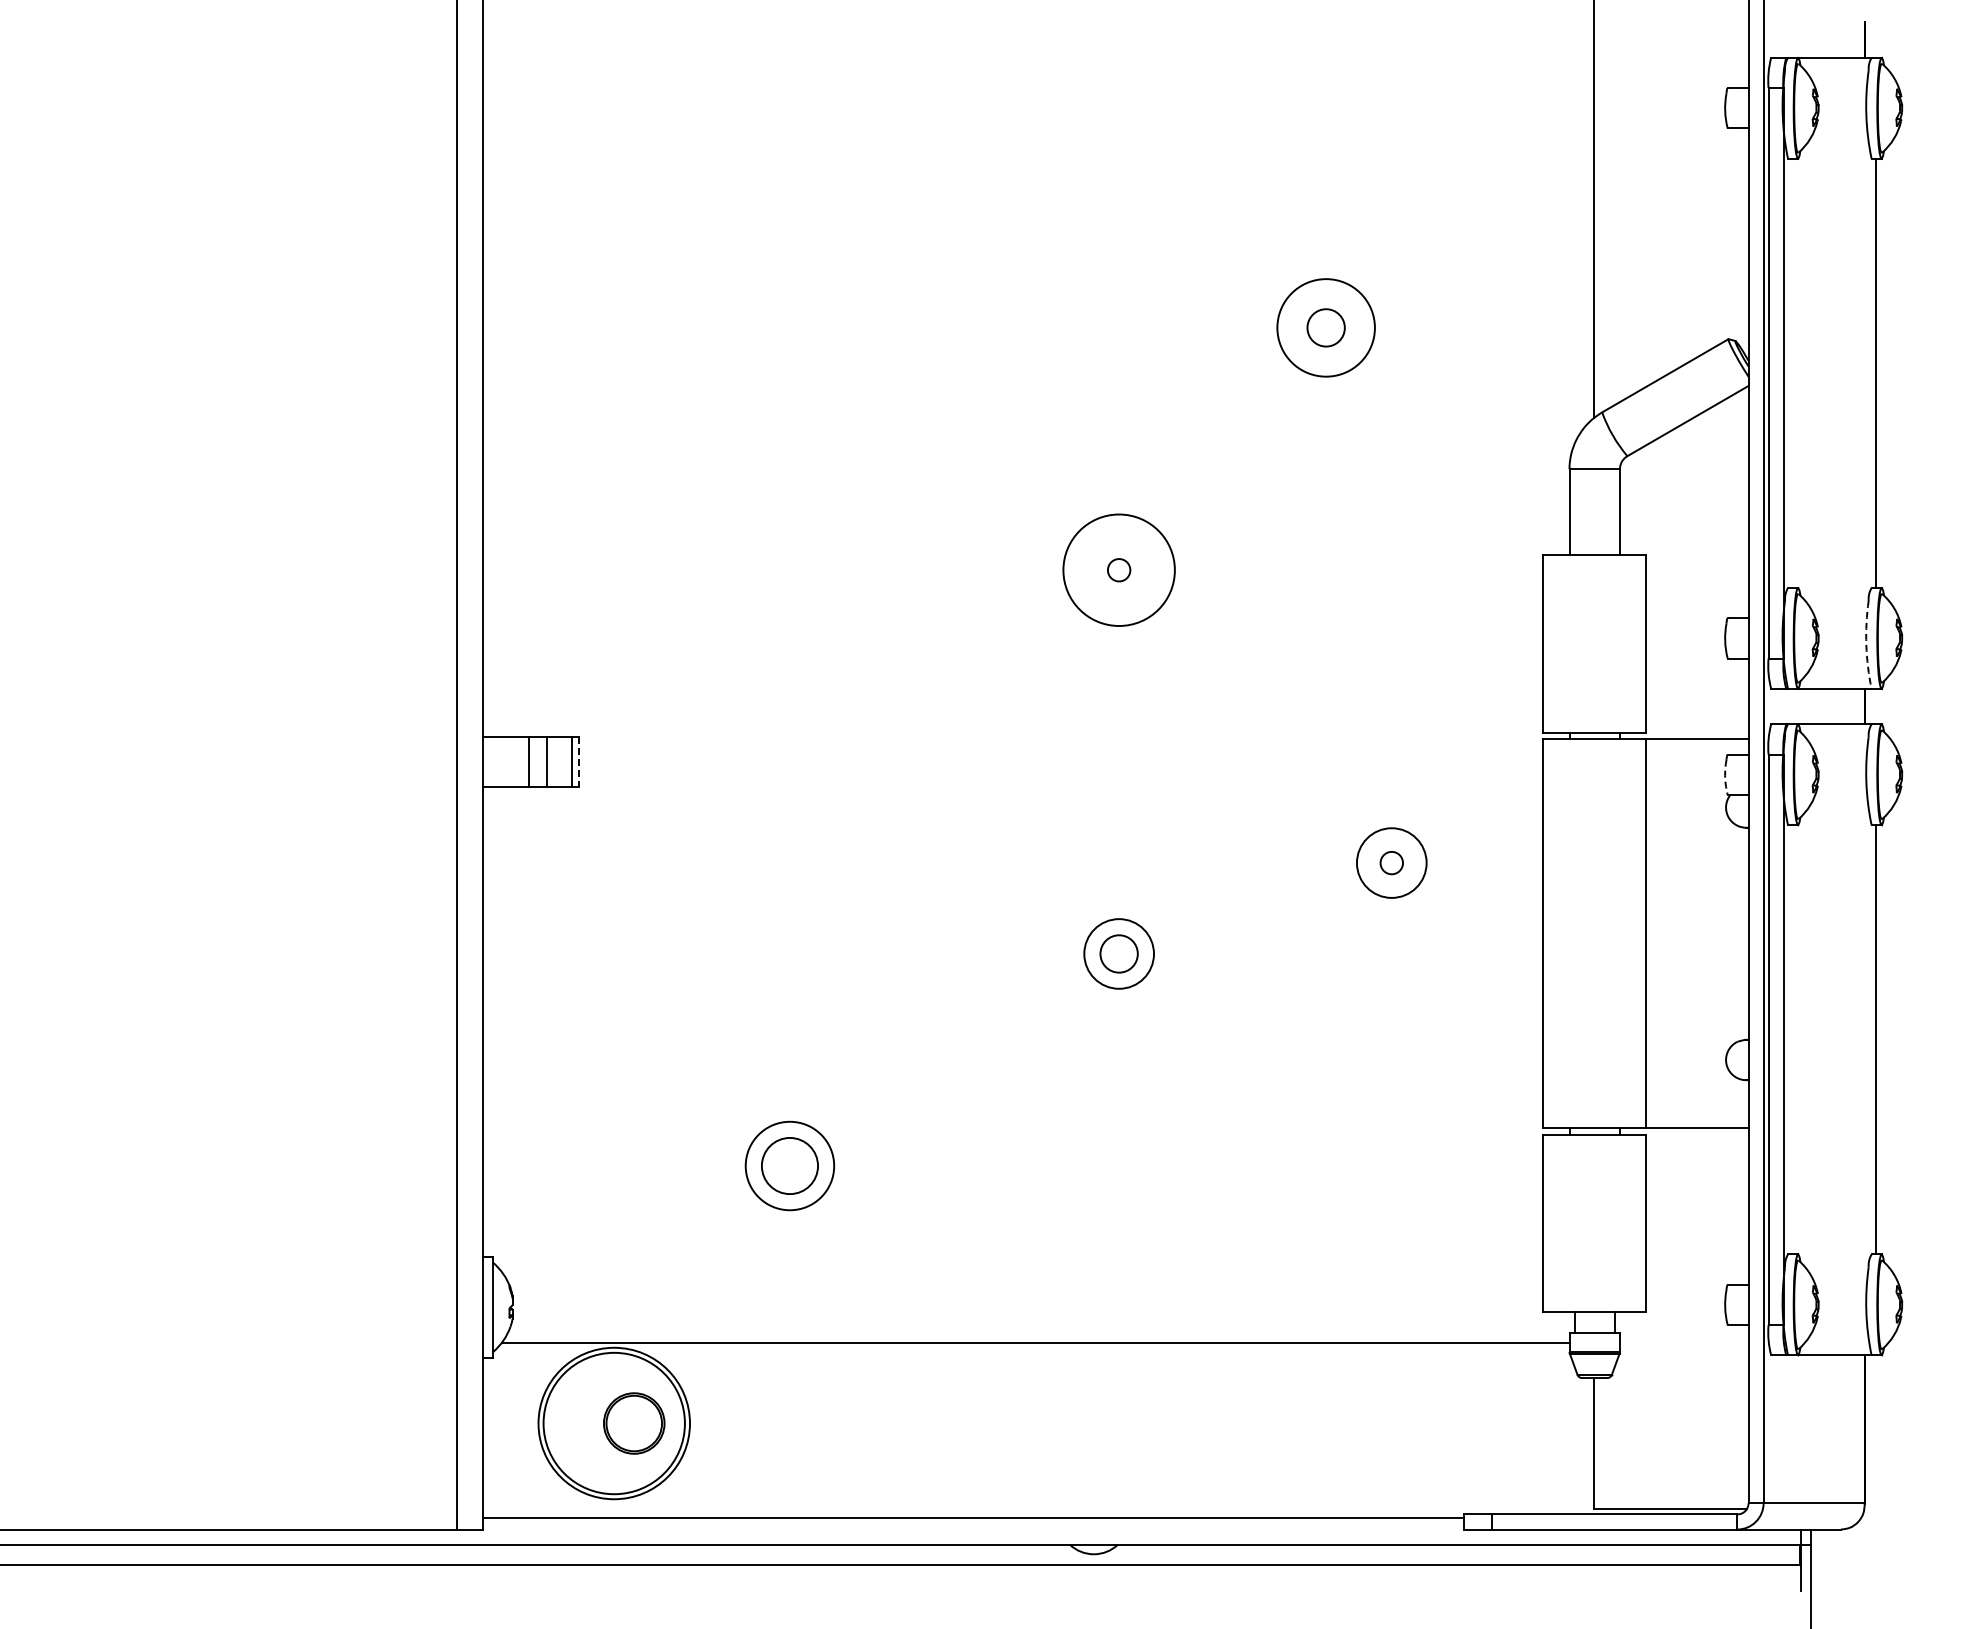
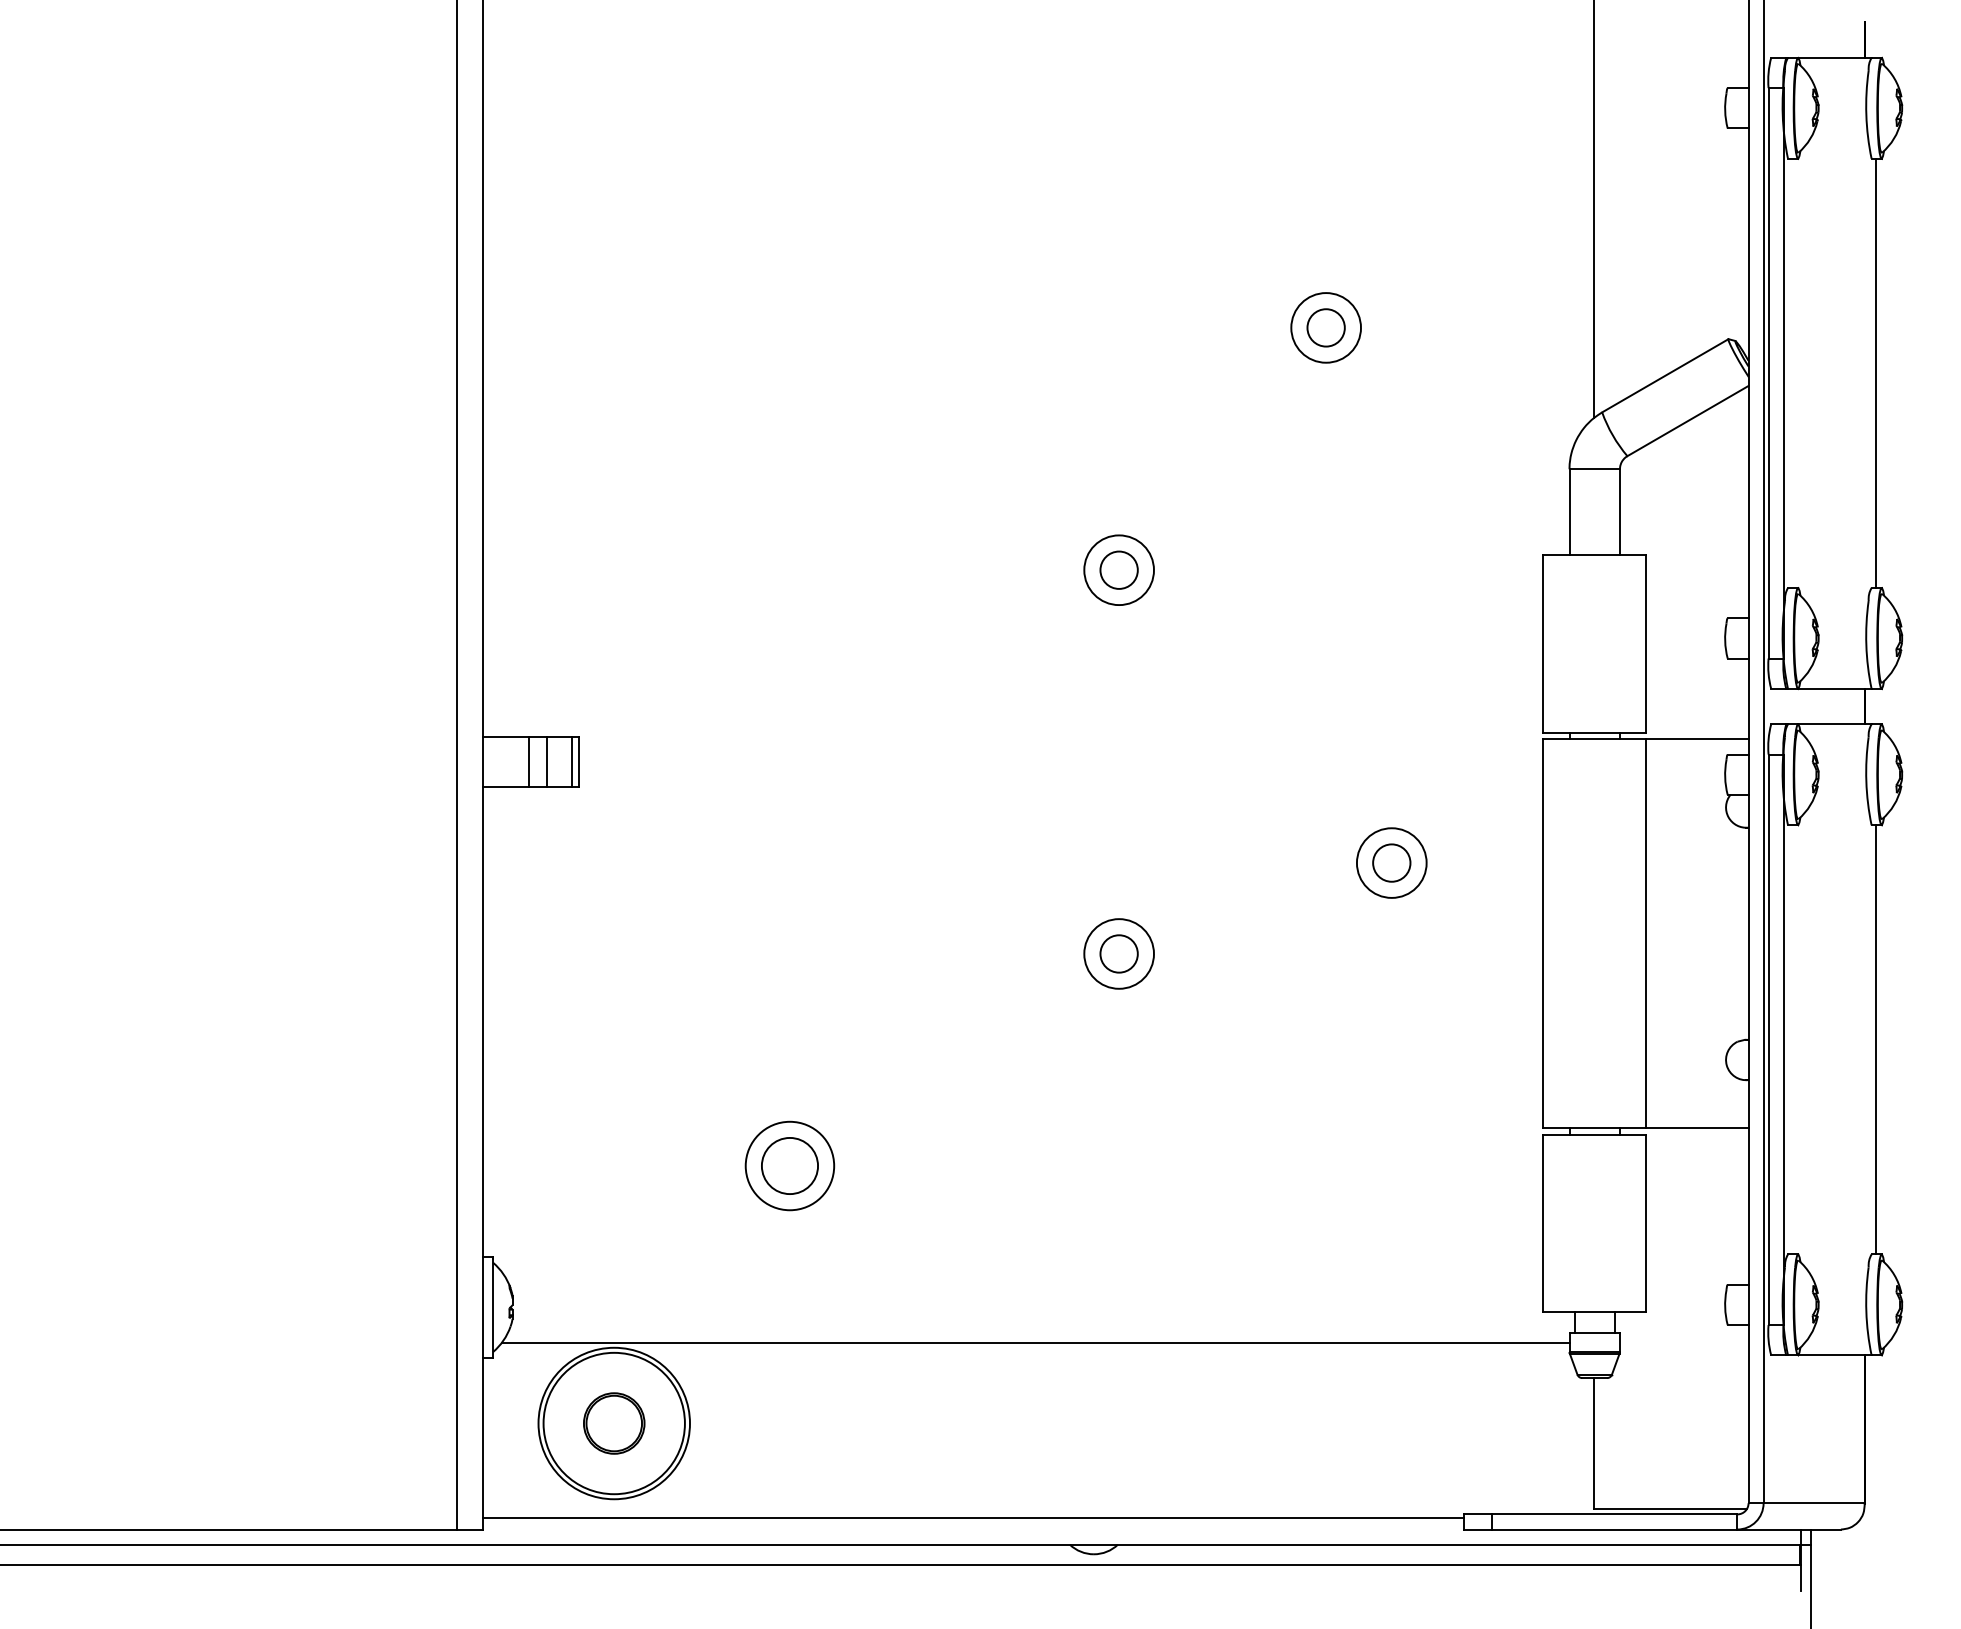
circle diameter: 98 px -> 70 px (1326, 327)
circle diameter: 111 px -> 70 px (1118, 570)
circle diameter: 22 px -> 37 px (1118, 569)
arc: dashed -> solid (1866, 645)
line: dashed -> solid (579, 762)
arc: dashed -> solid (1725, 777)
circle diameter: 22 px -> 37 px (1391, 862)
part position: (634, 1423) -> (614, 1423) (614, 1423)
